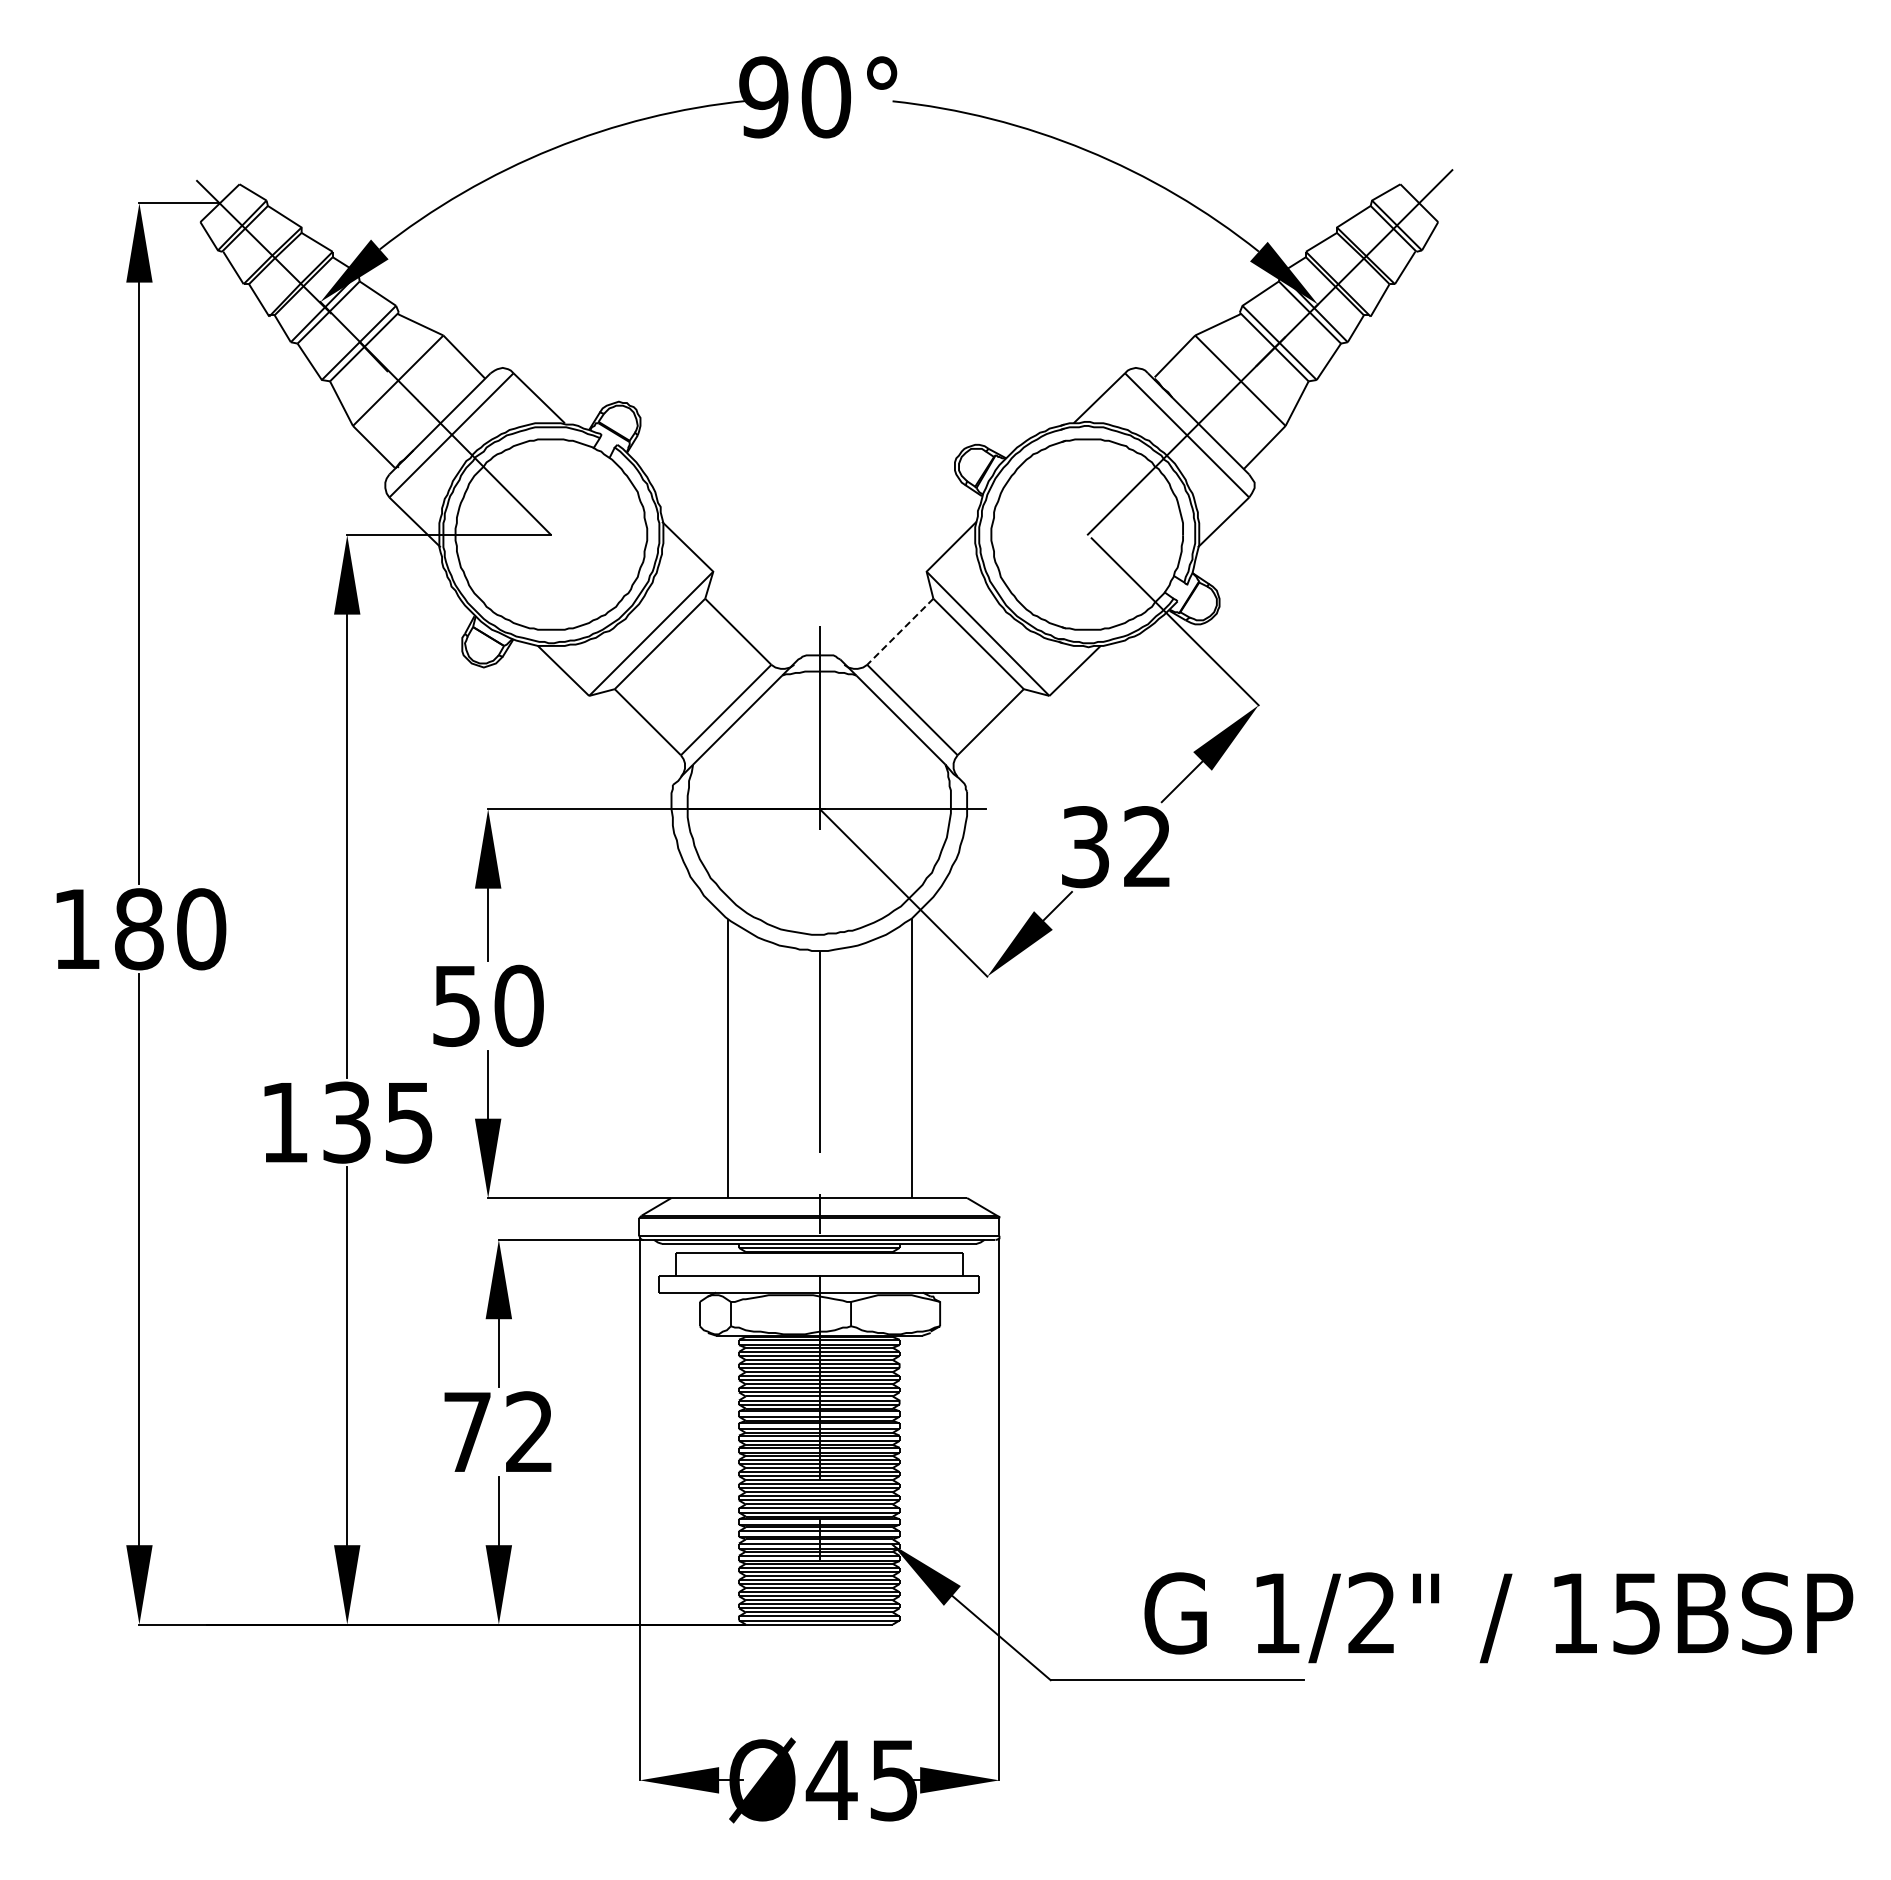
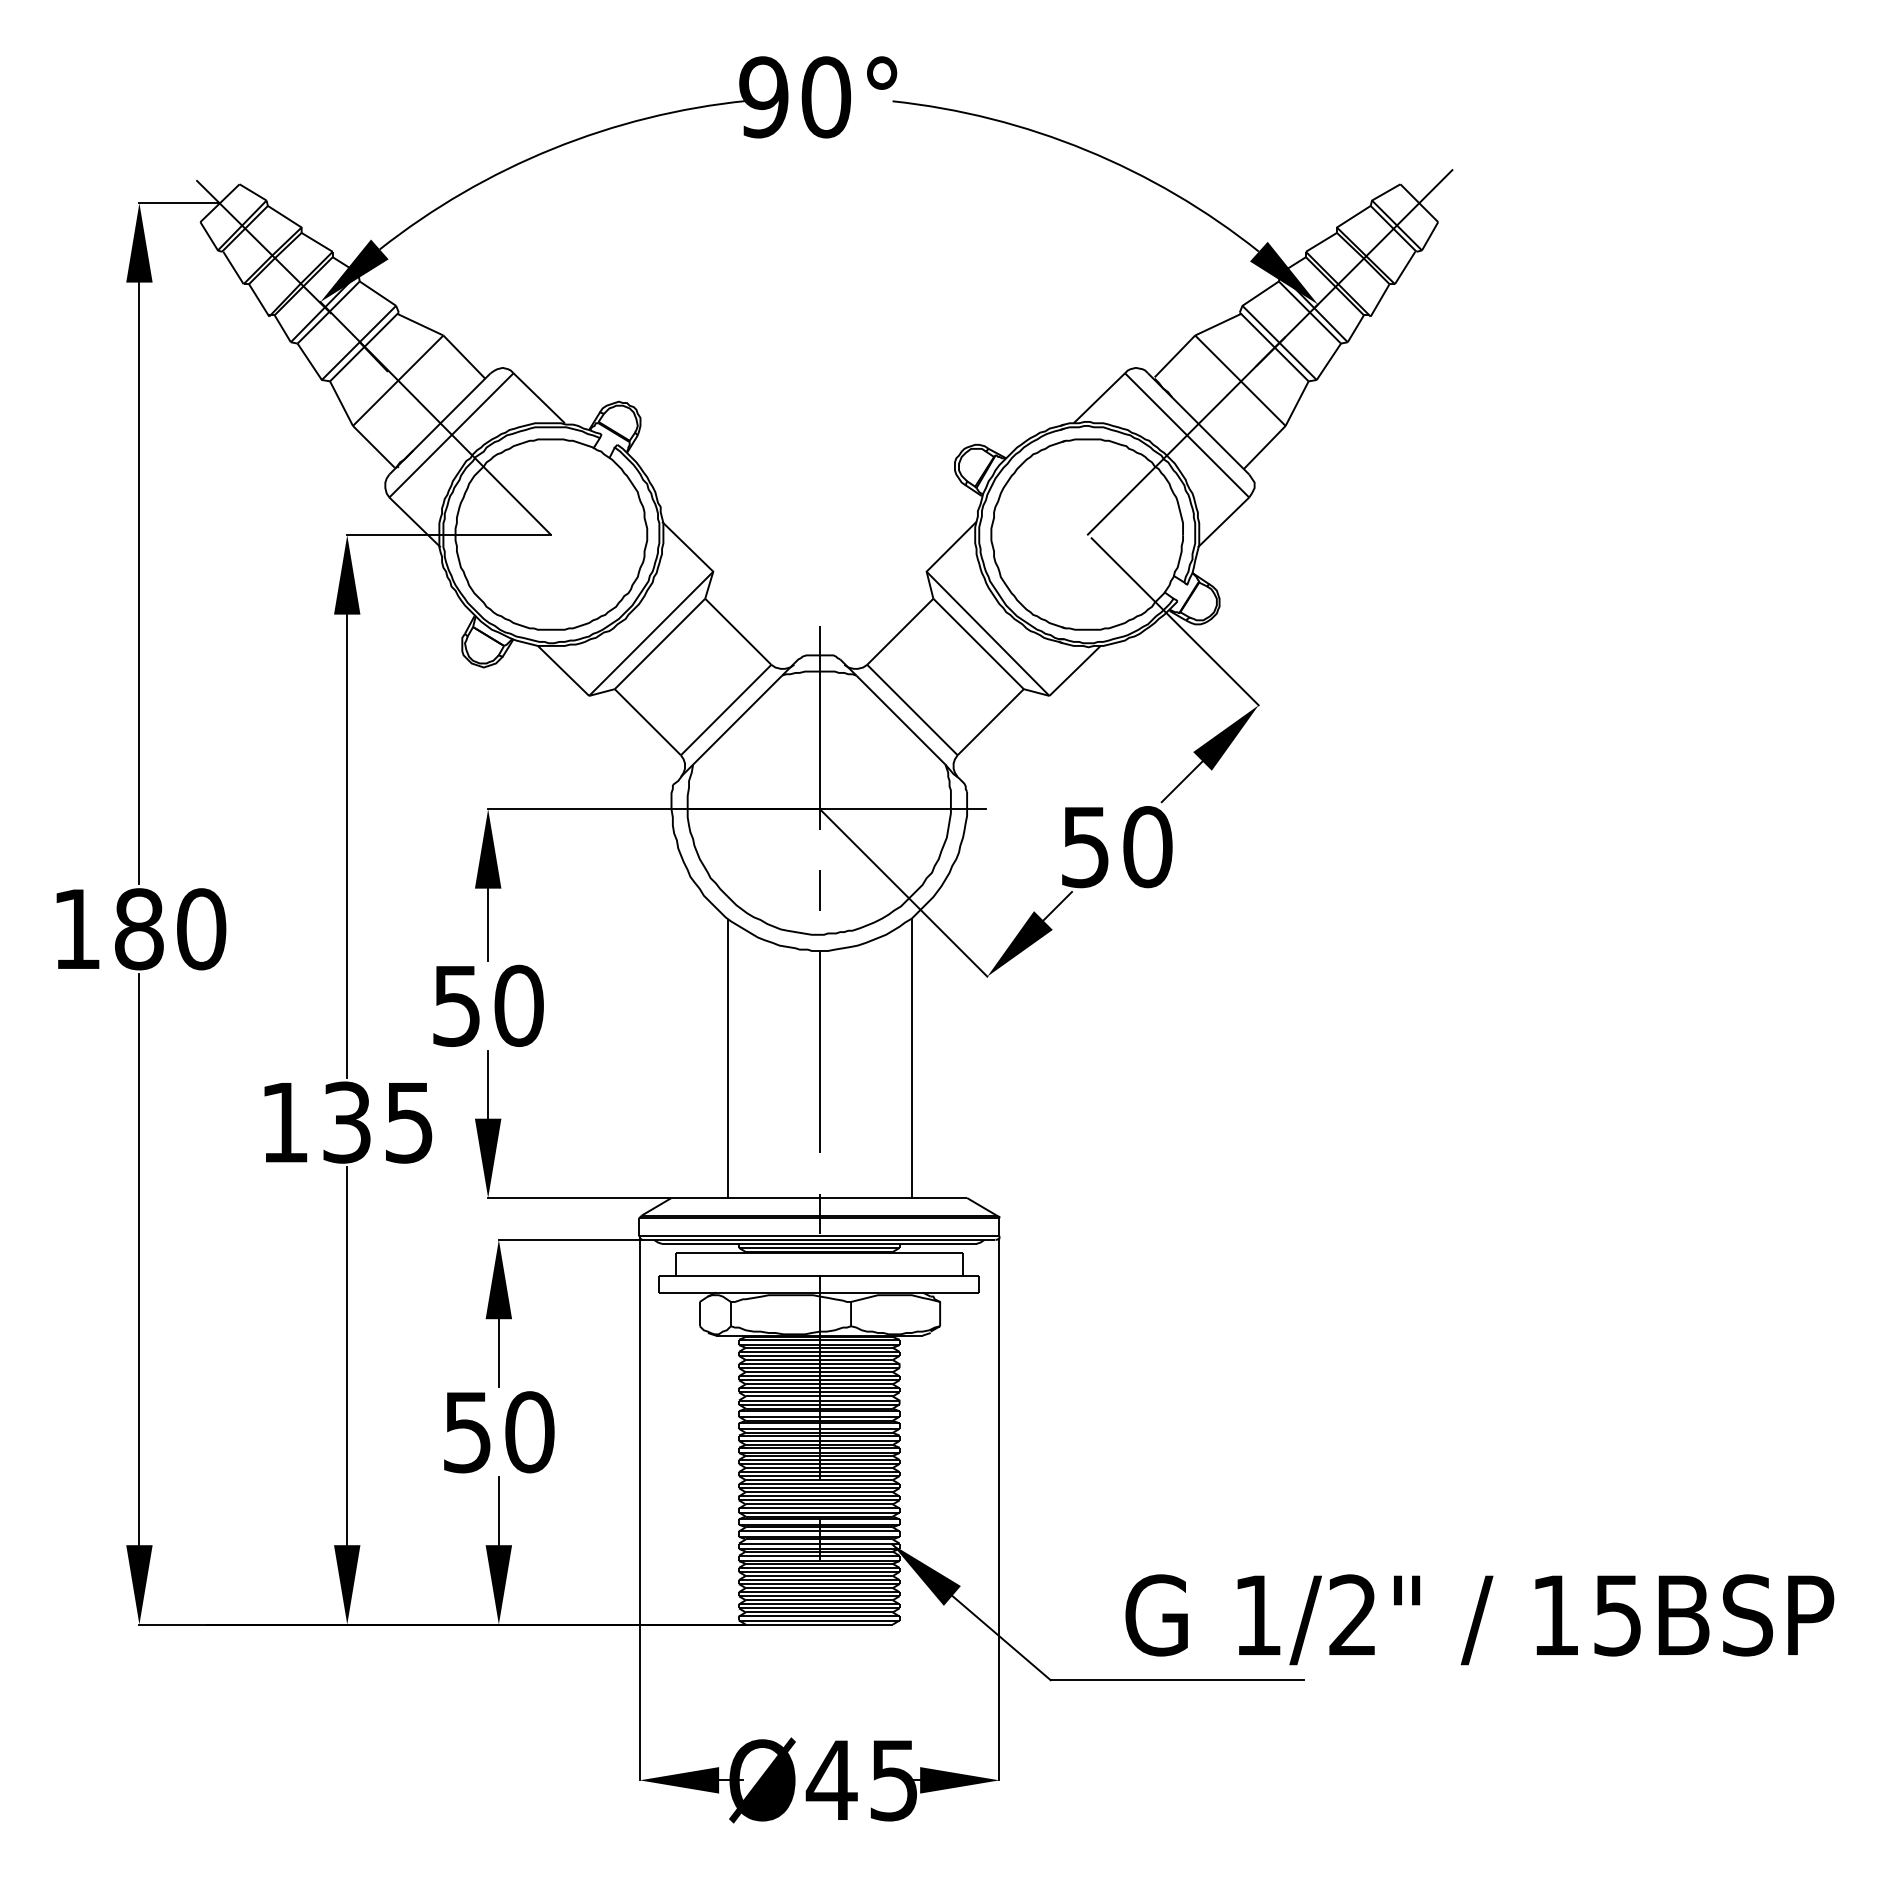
line: dashed -> solid (900, 631)
text: 32 -> 50 (1117, 847)
line: none -> present (819, 890)
text: 72 -> 50 (499, 1432)
text position: (1498, 1617) -> (1479, 1619) (1479, 1619)
